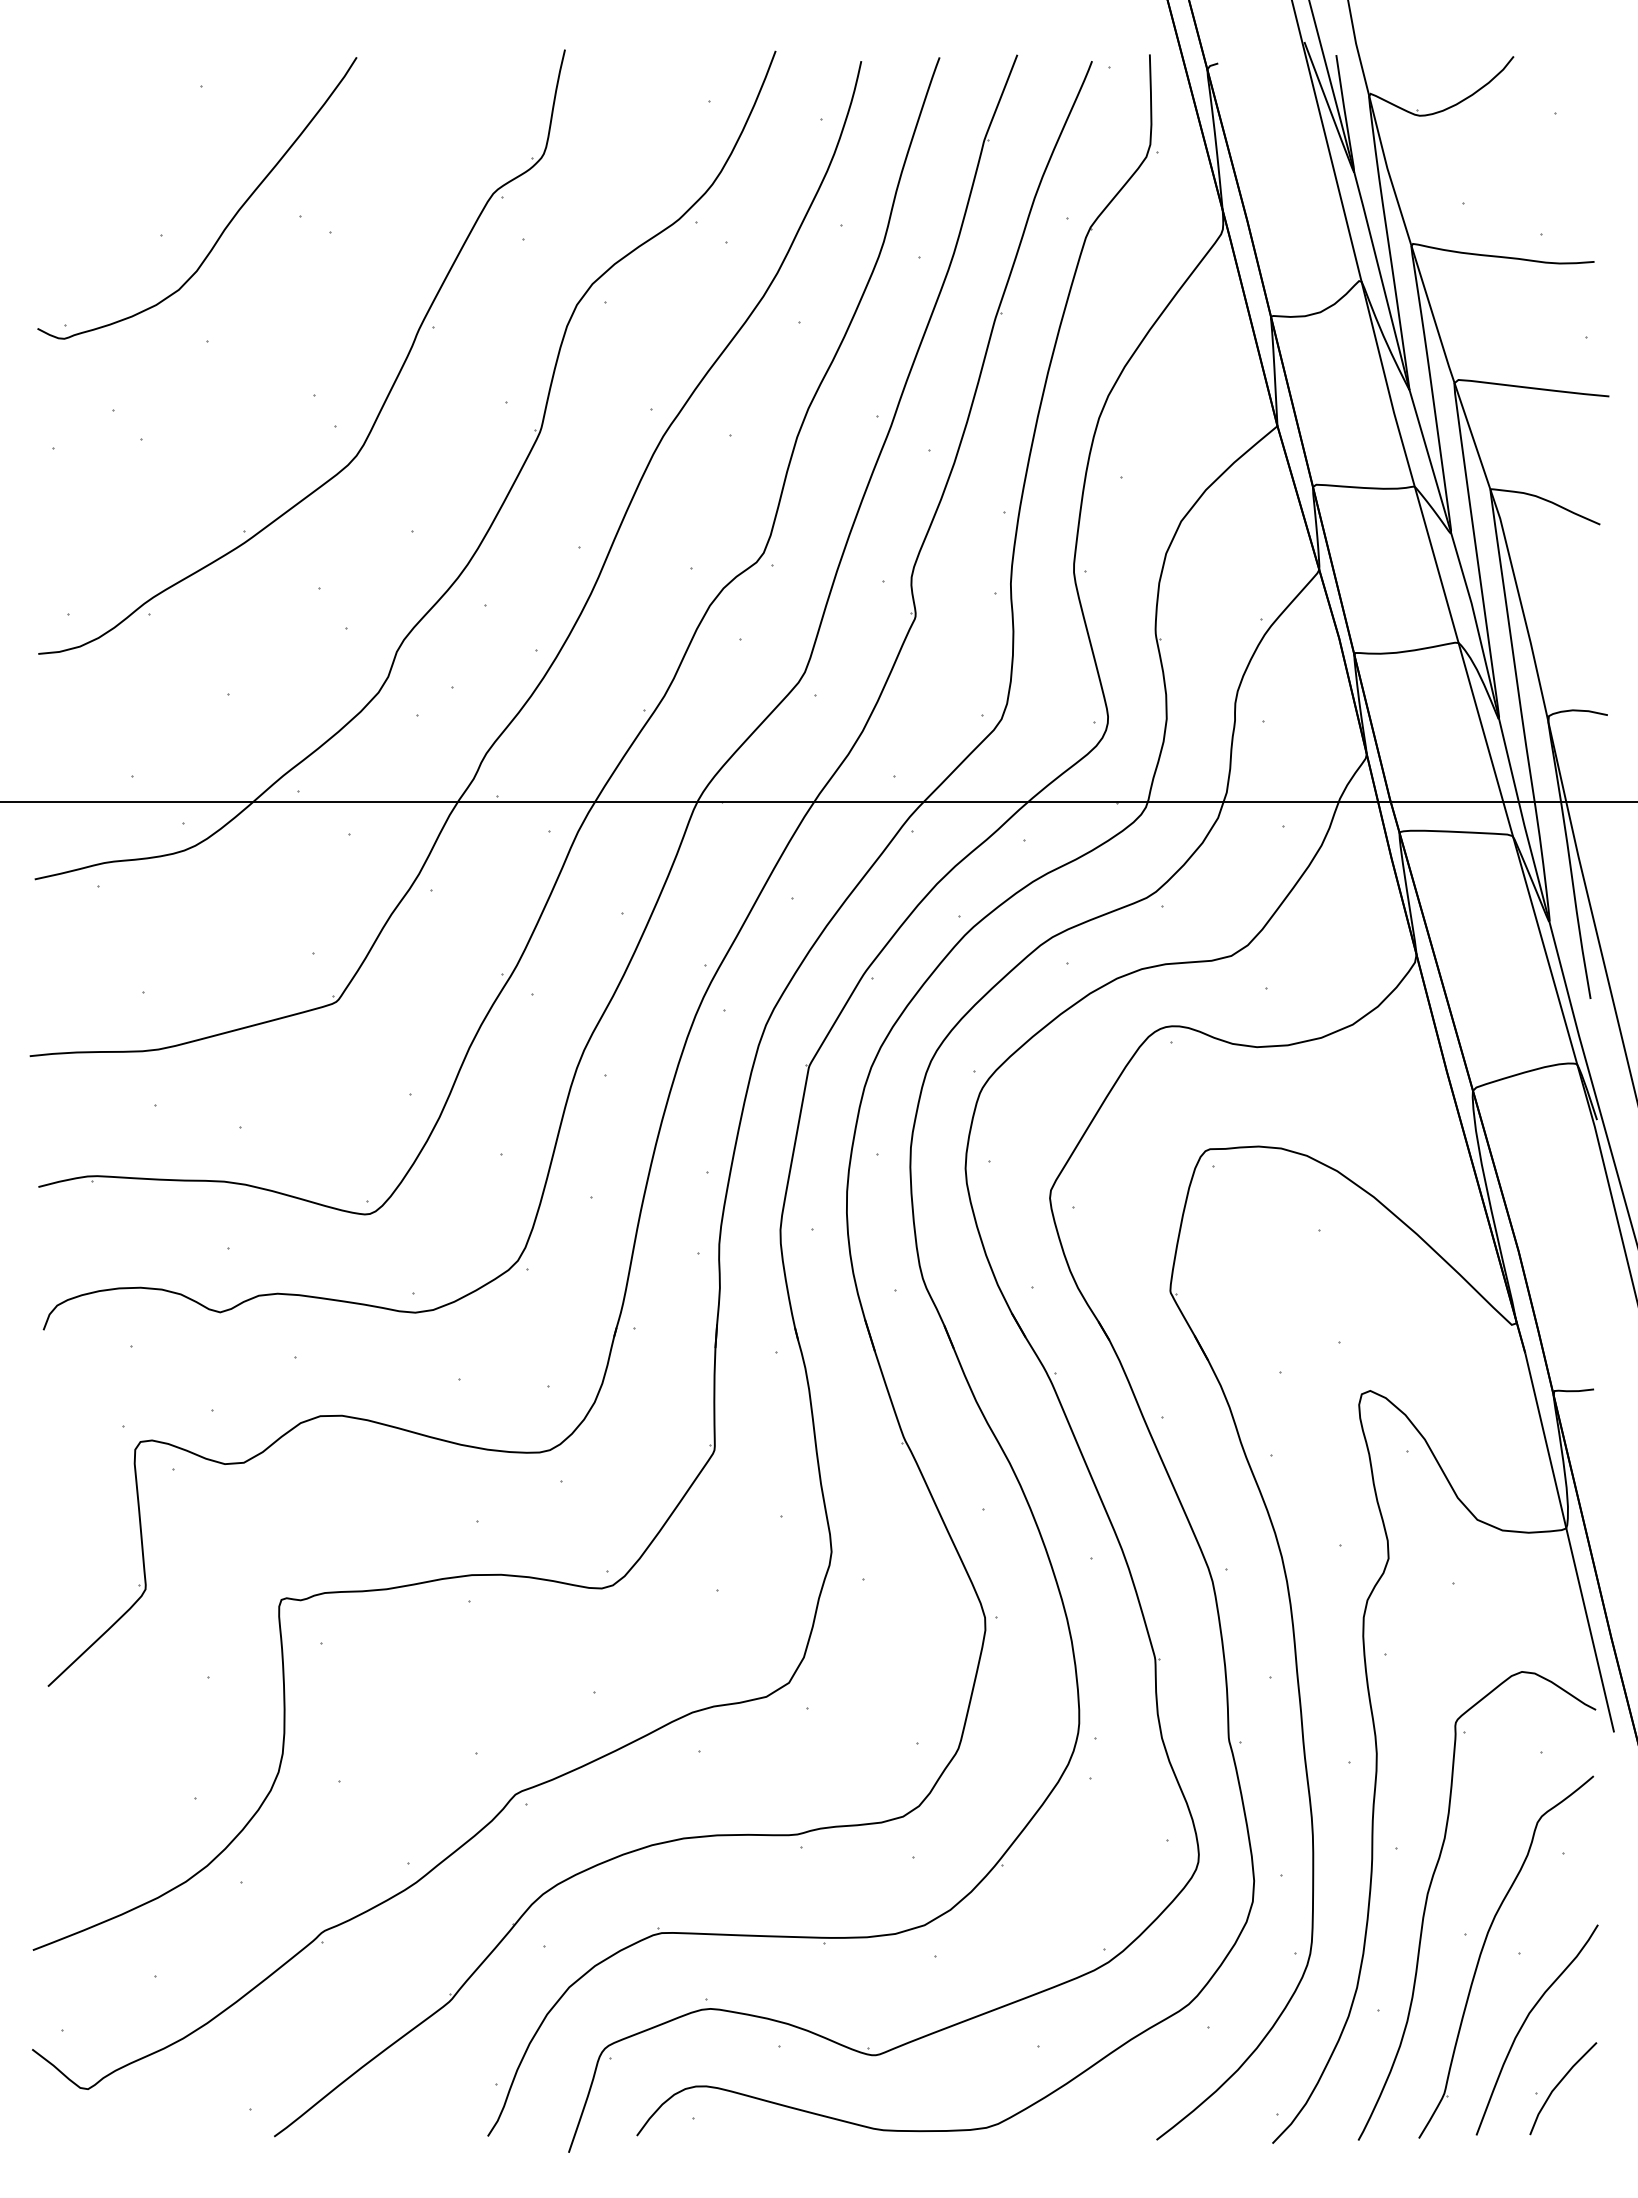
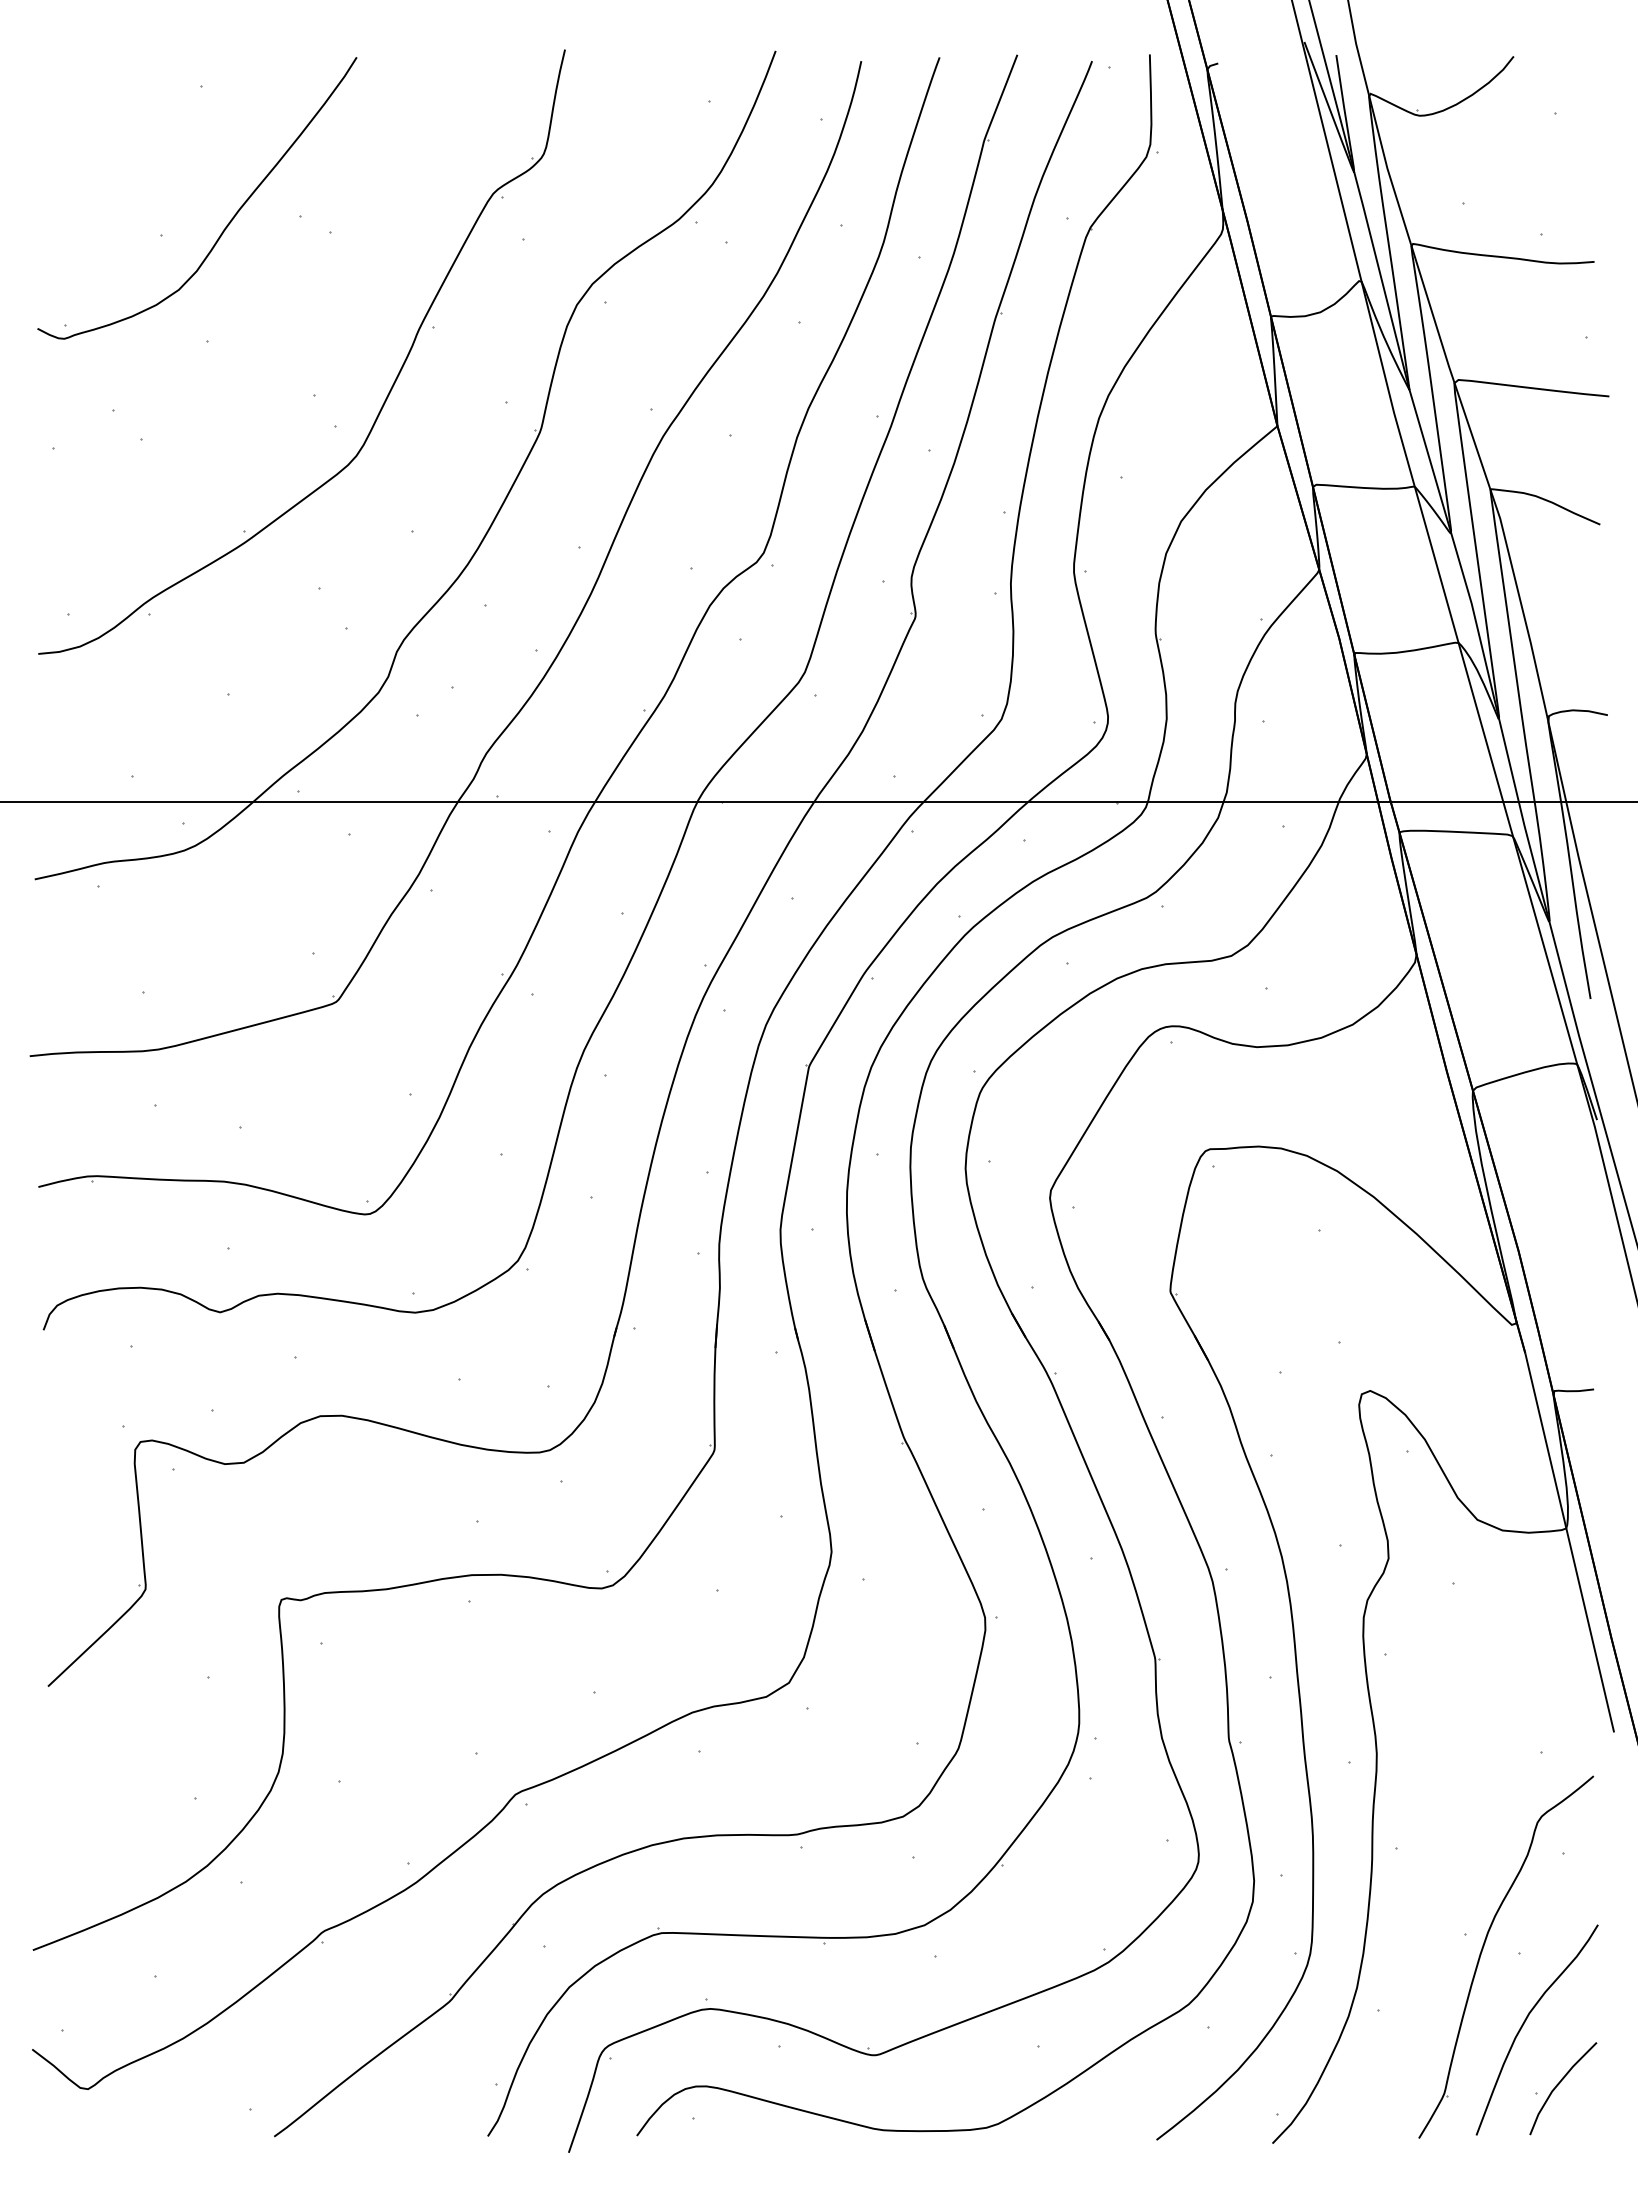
part: present -> none (1429, 1892)
